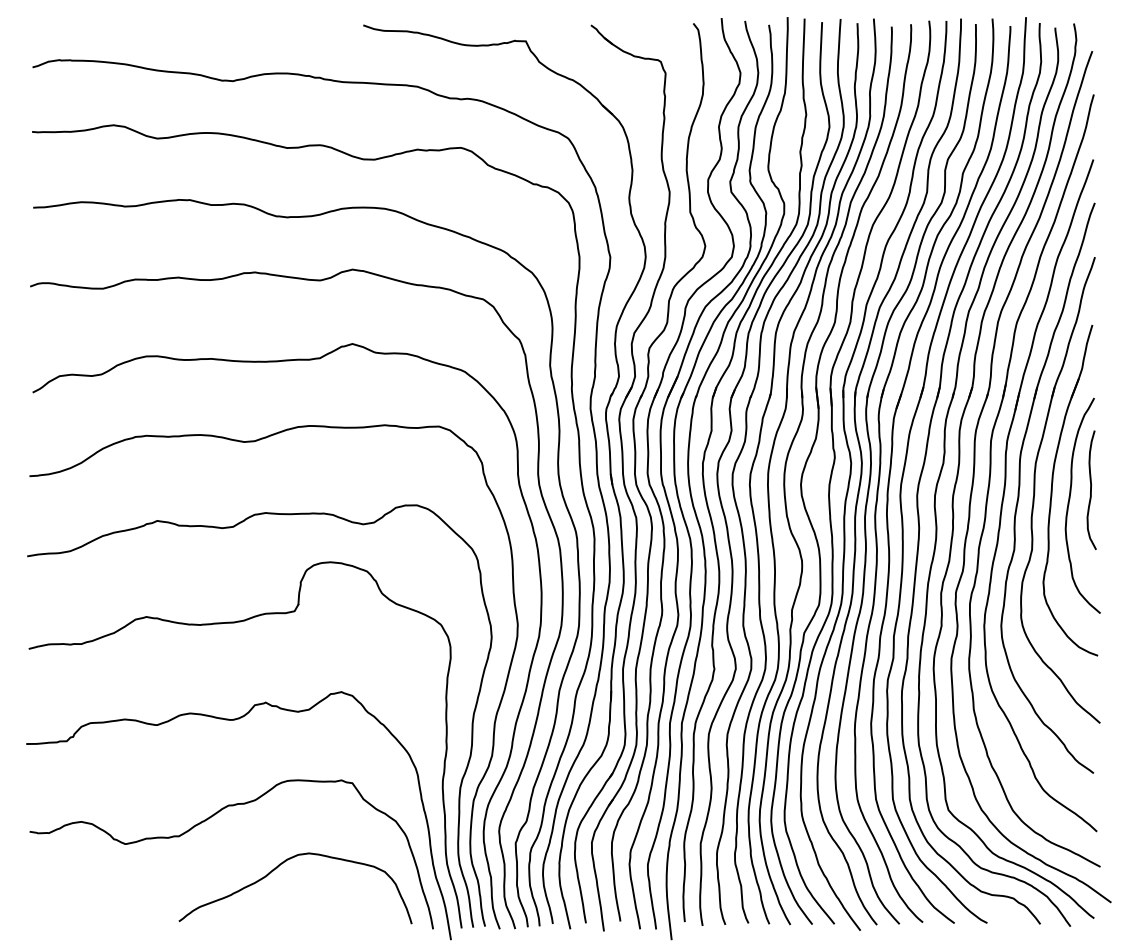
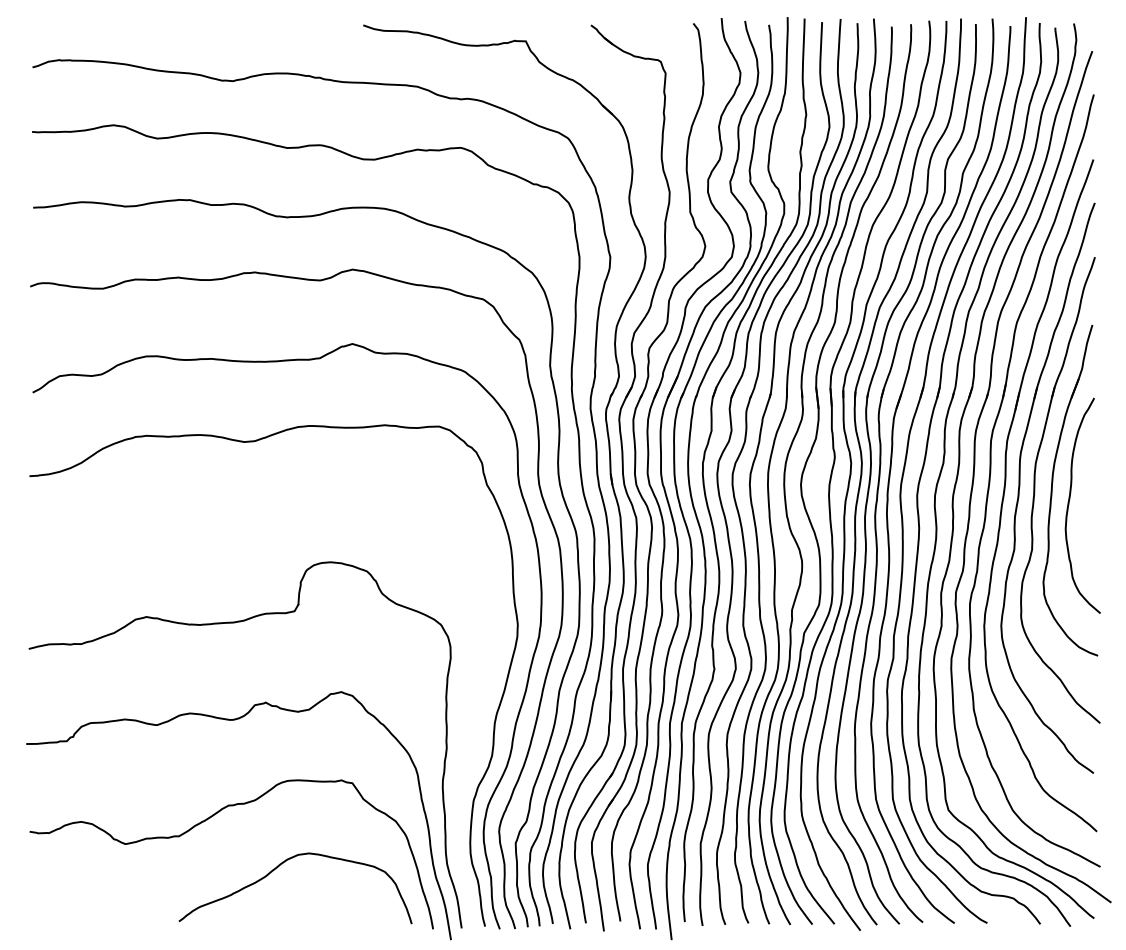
curve: present -> none (1091, 489)
curve: present -> none (230, 528)
